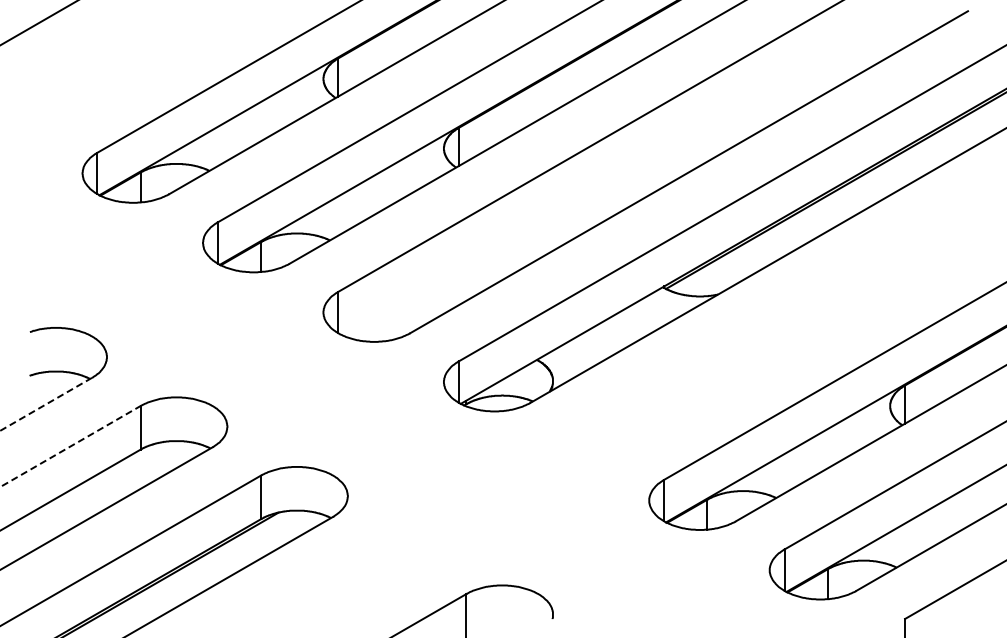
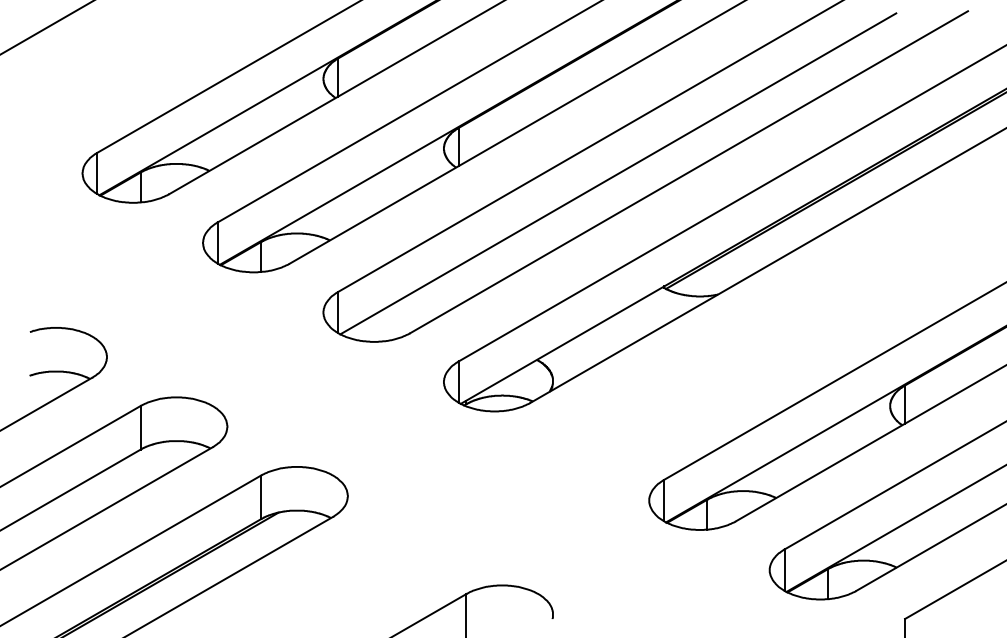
line position: (38, 23) -> (46, 27) (46, 27)
line: none -> present (618, 173)
line: dashed -> solid (46, 404)
line: dashed -> solid (70, 446)
